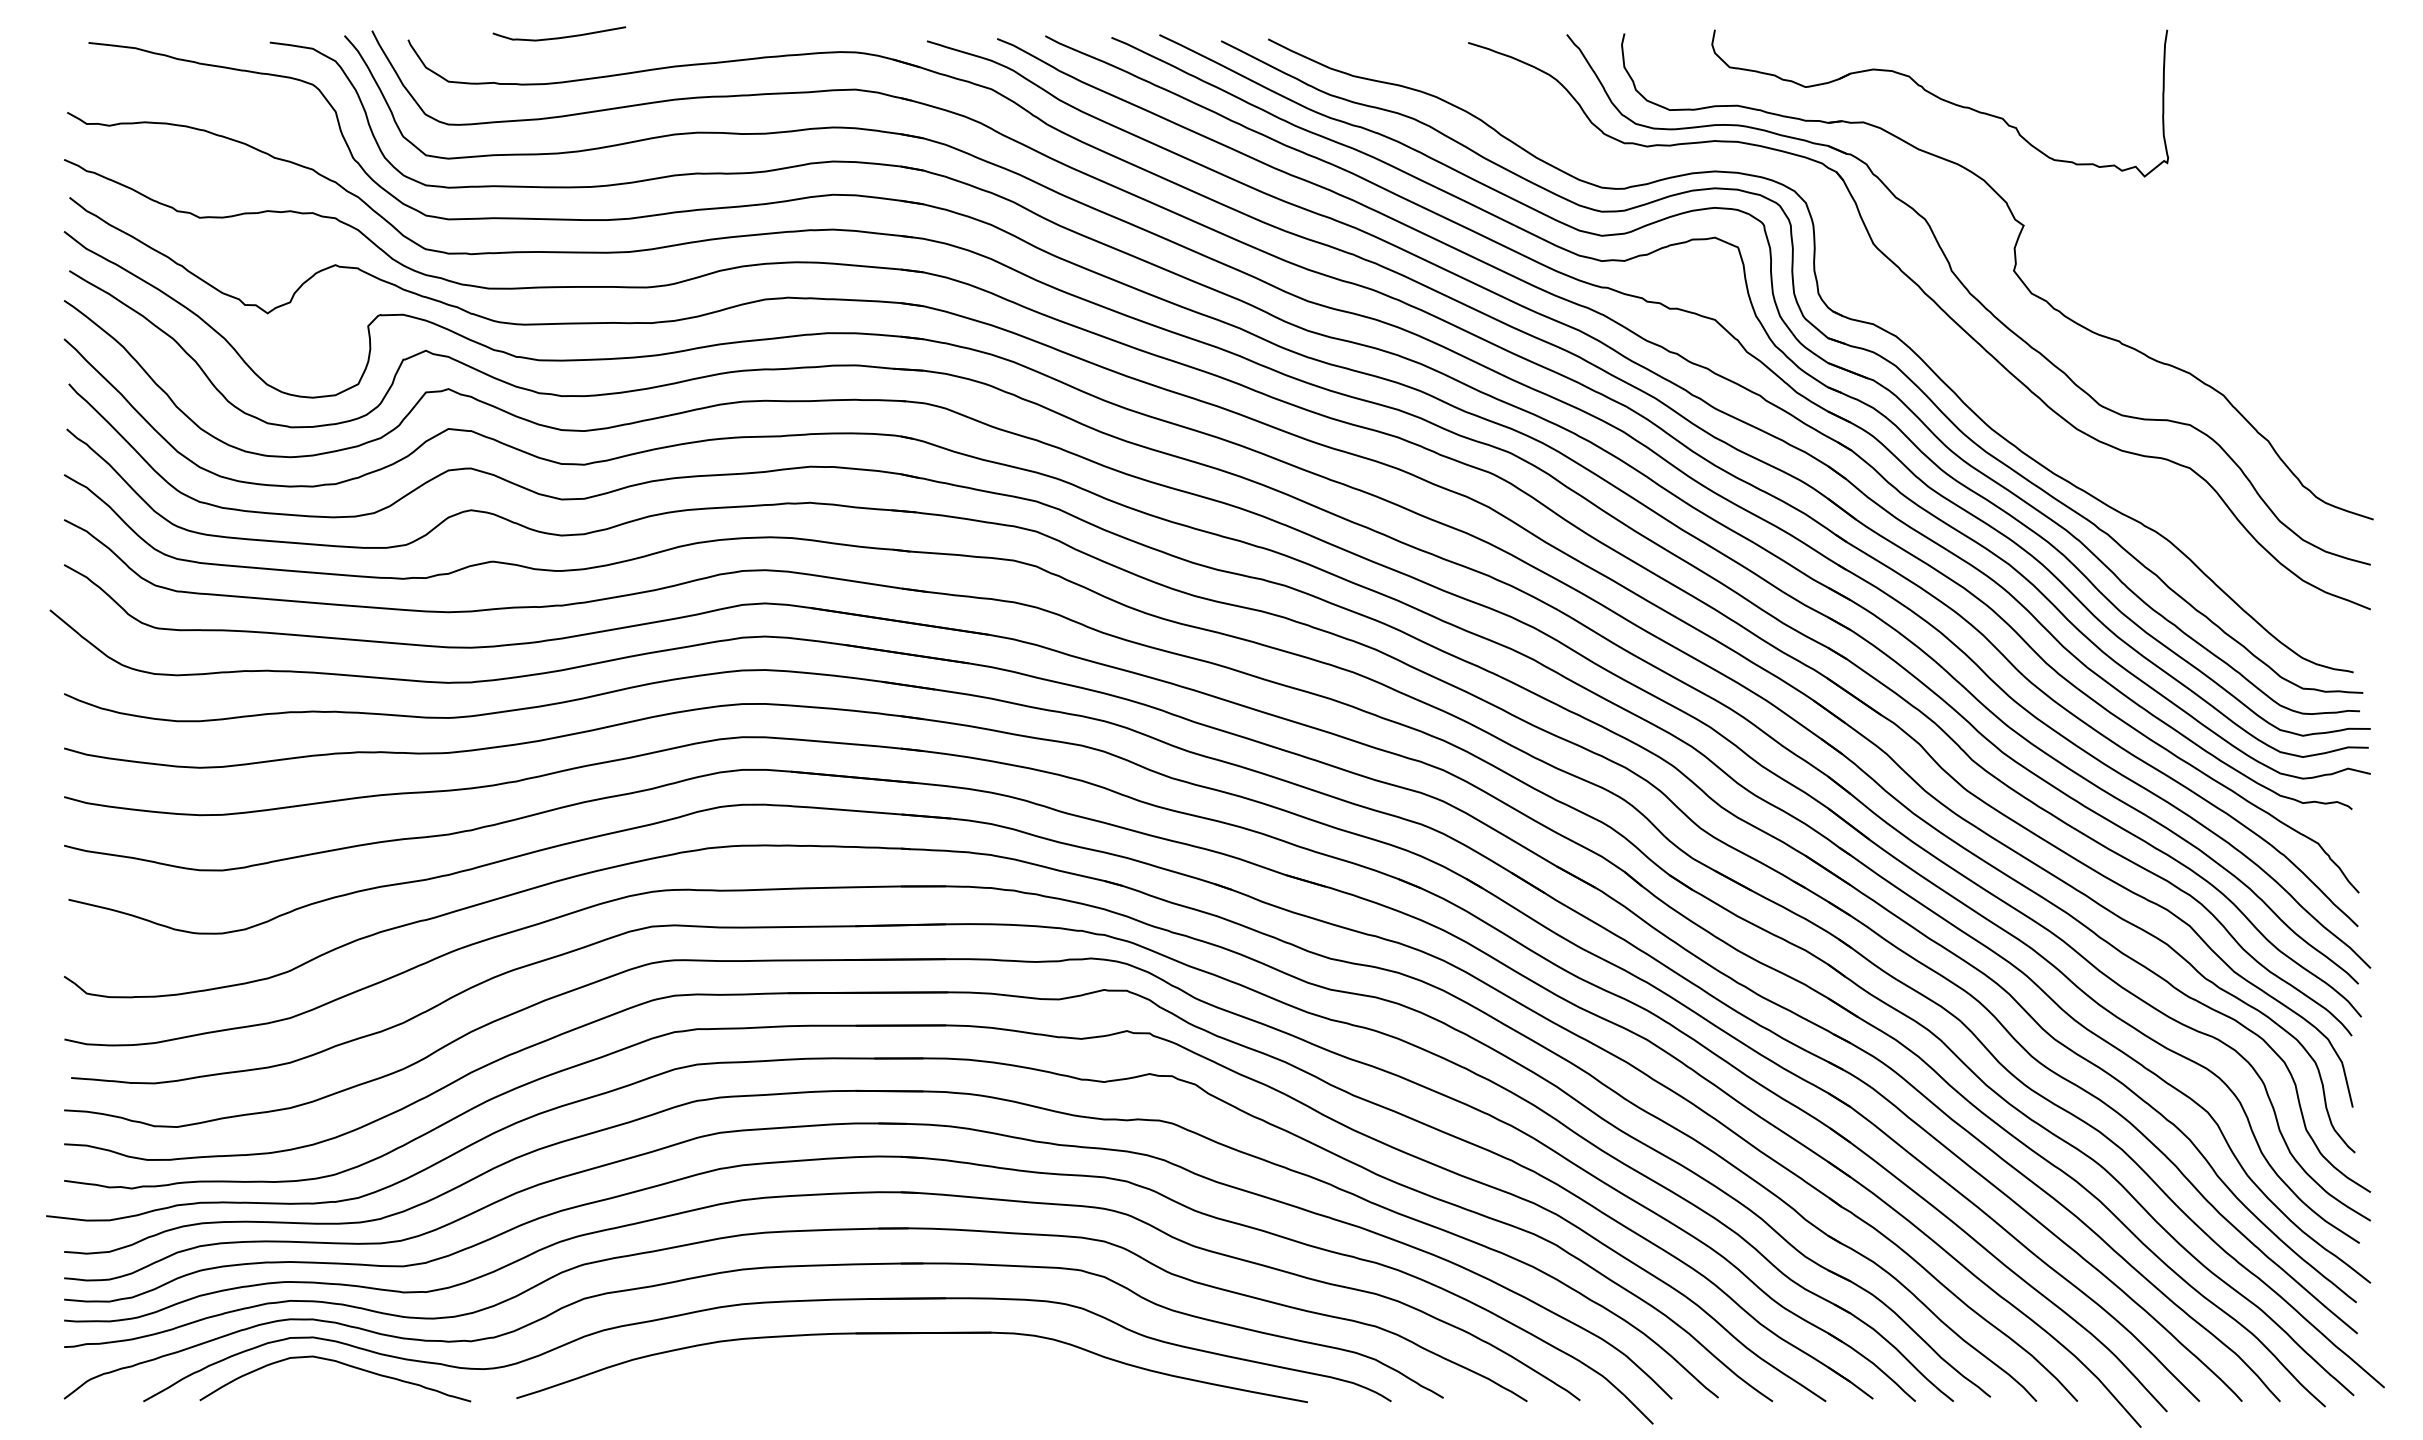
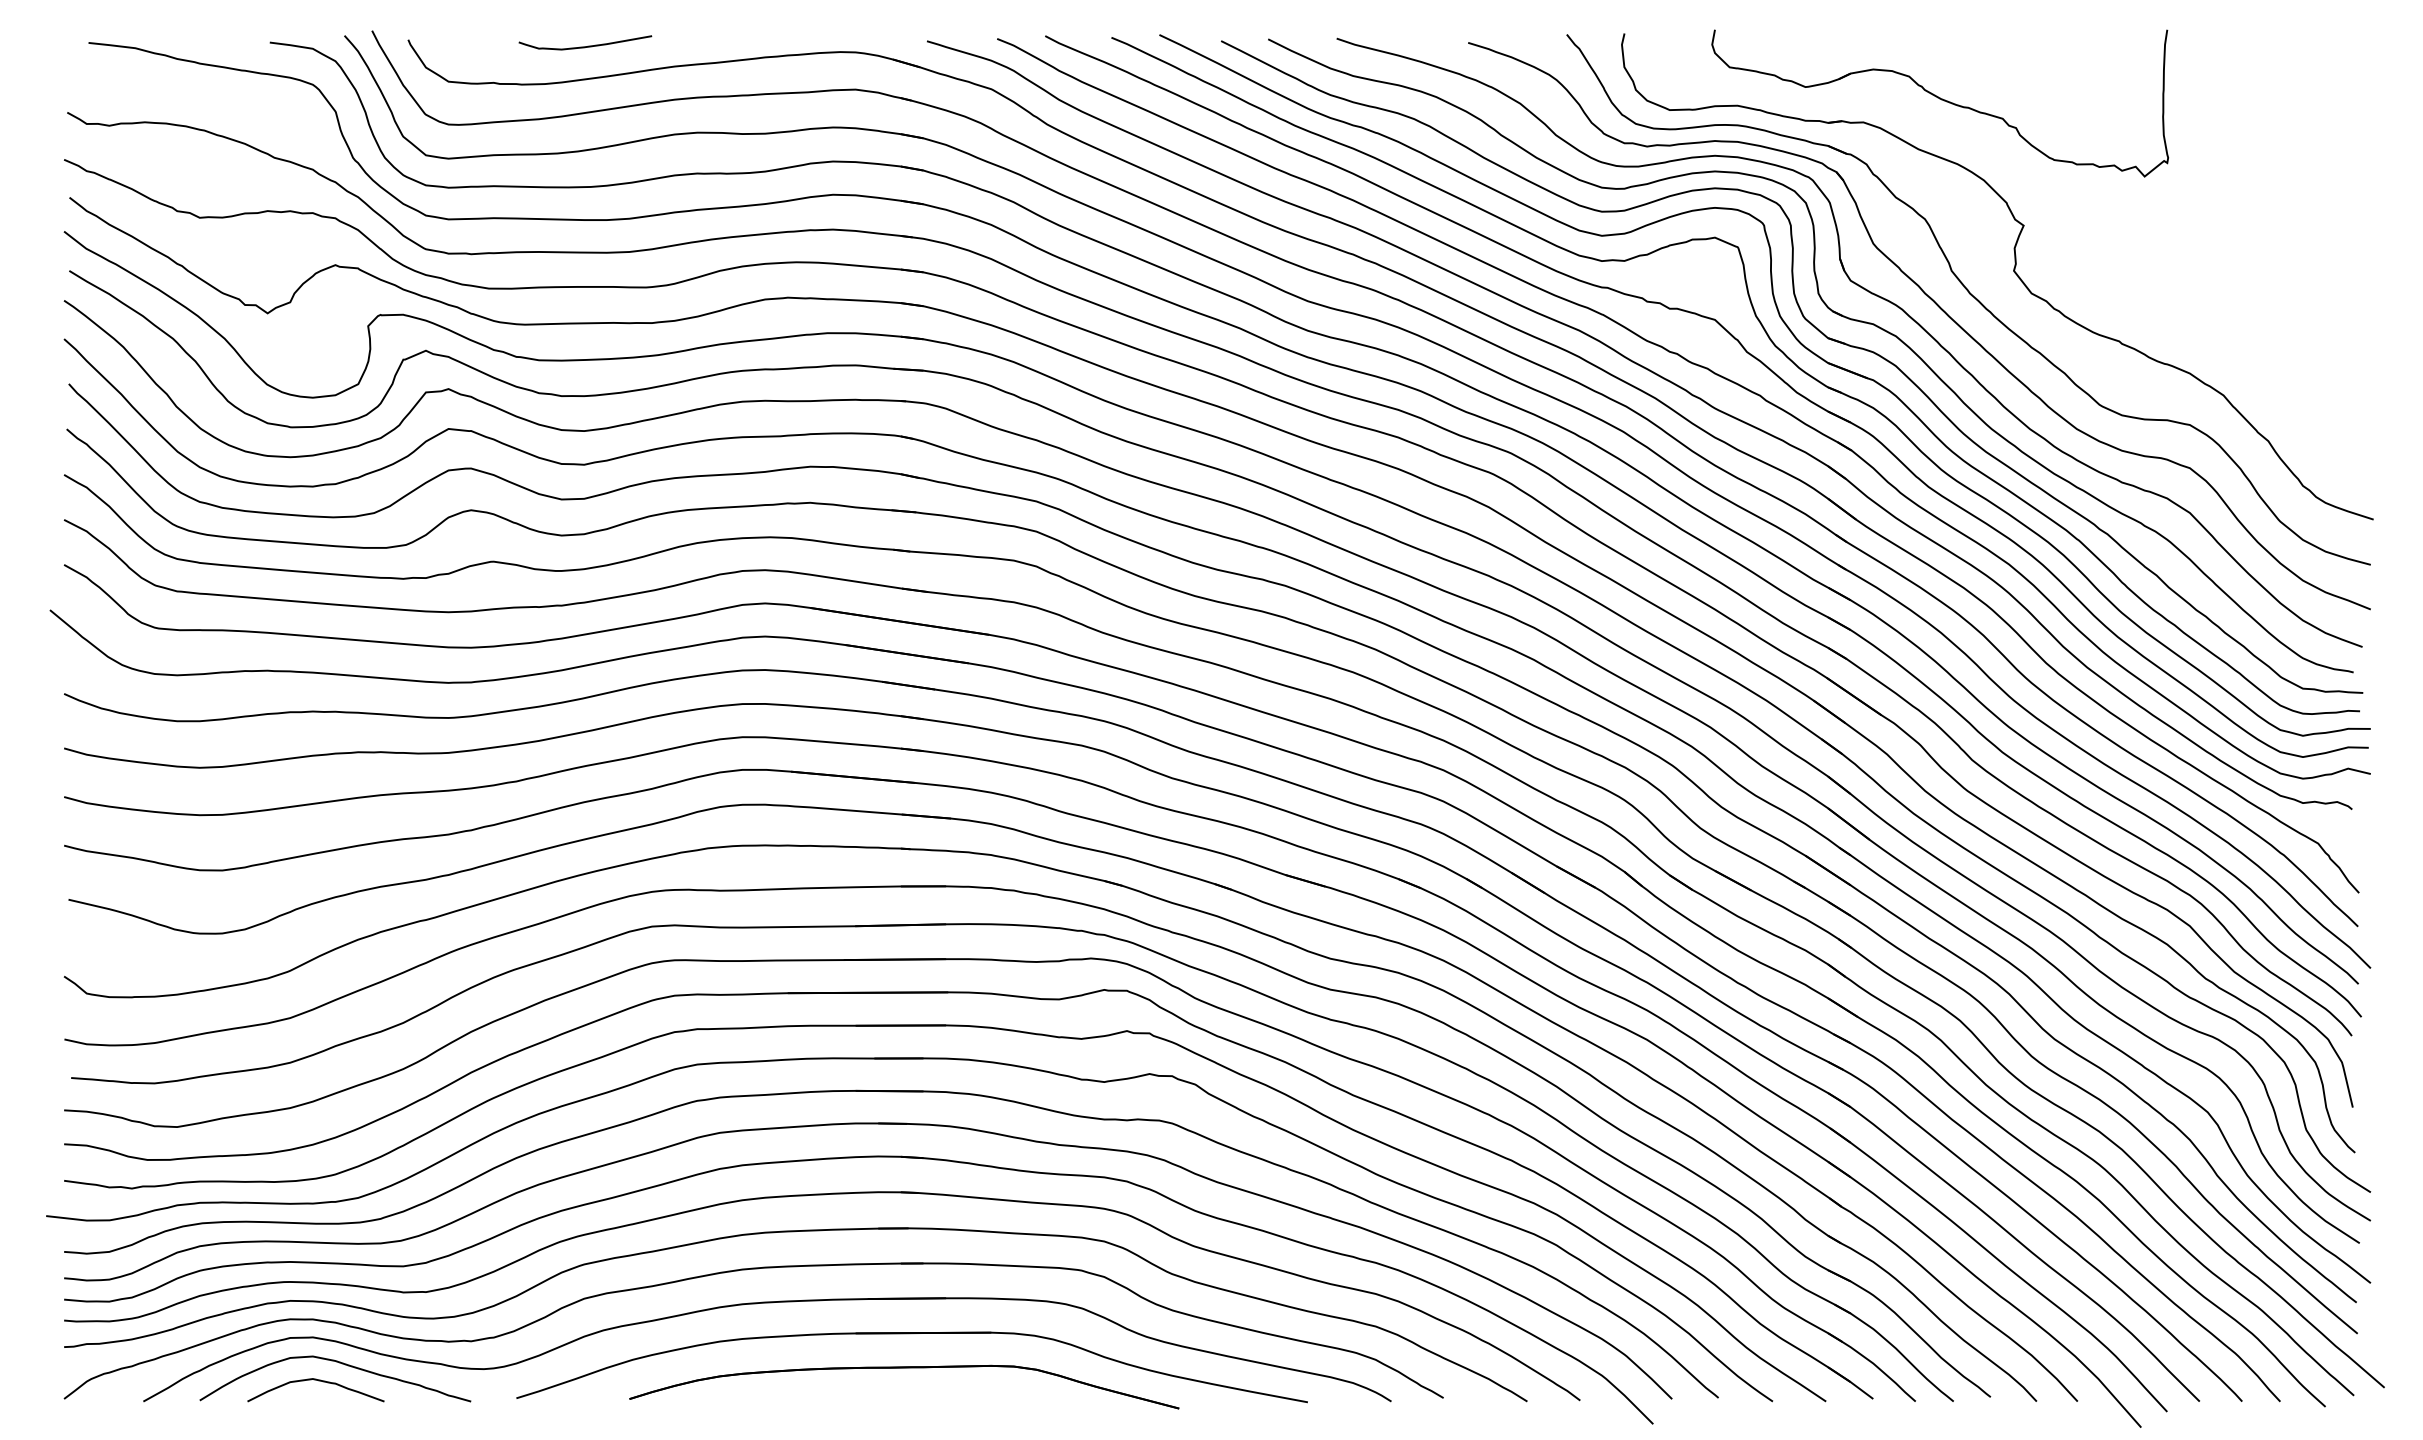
curve position: (559, 37) -> (585, 46) (585, 46)
part: none -> present (1871, 294)
part: none -> present (904, 1368)
curve: none -> present (318, 1381)
